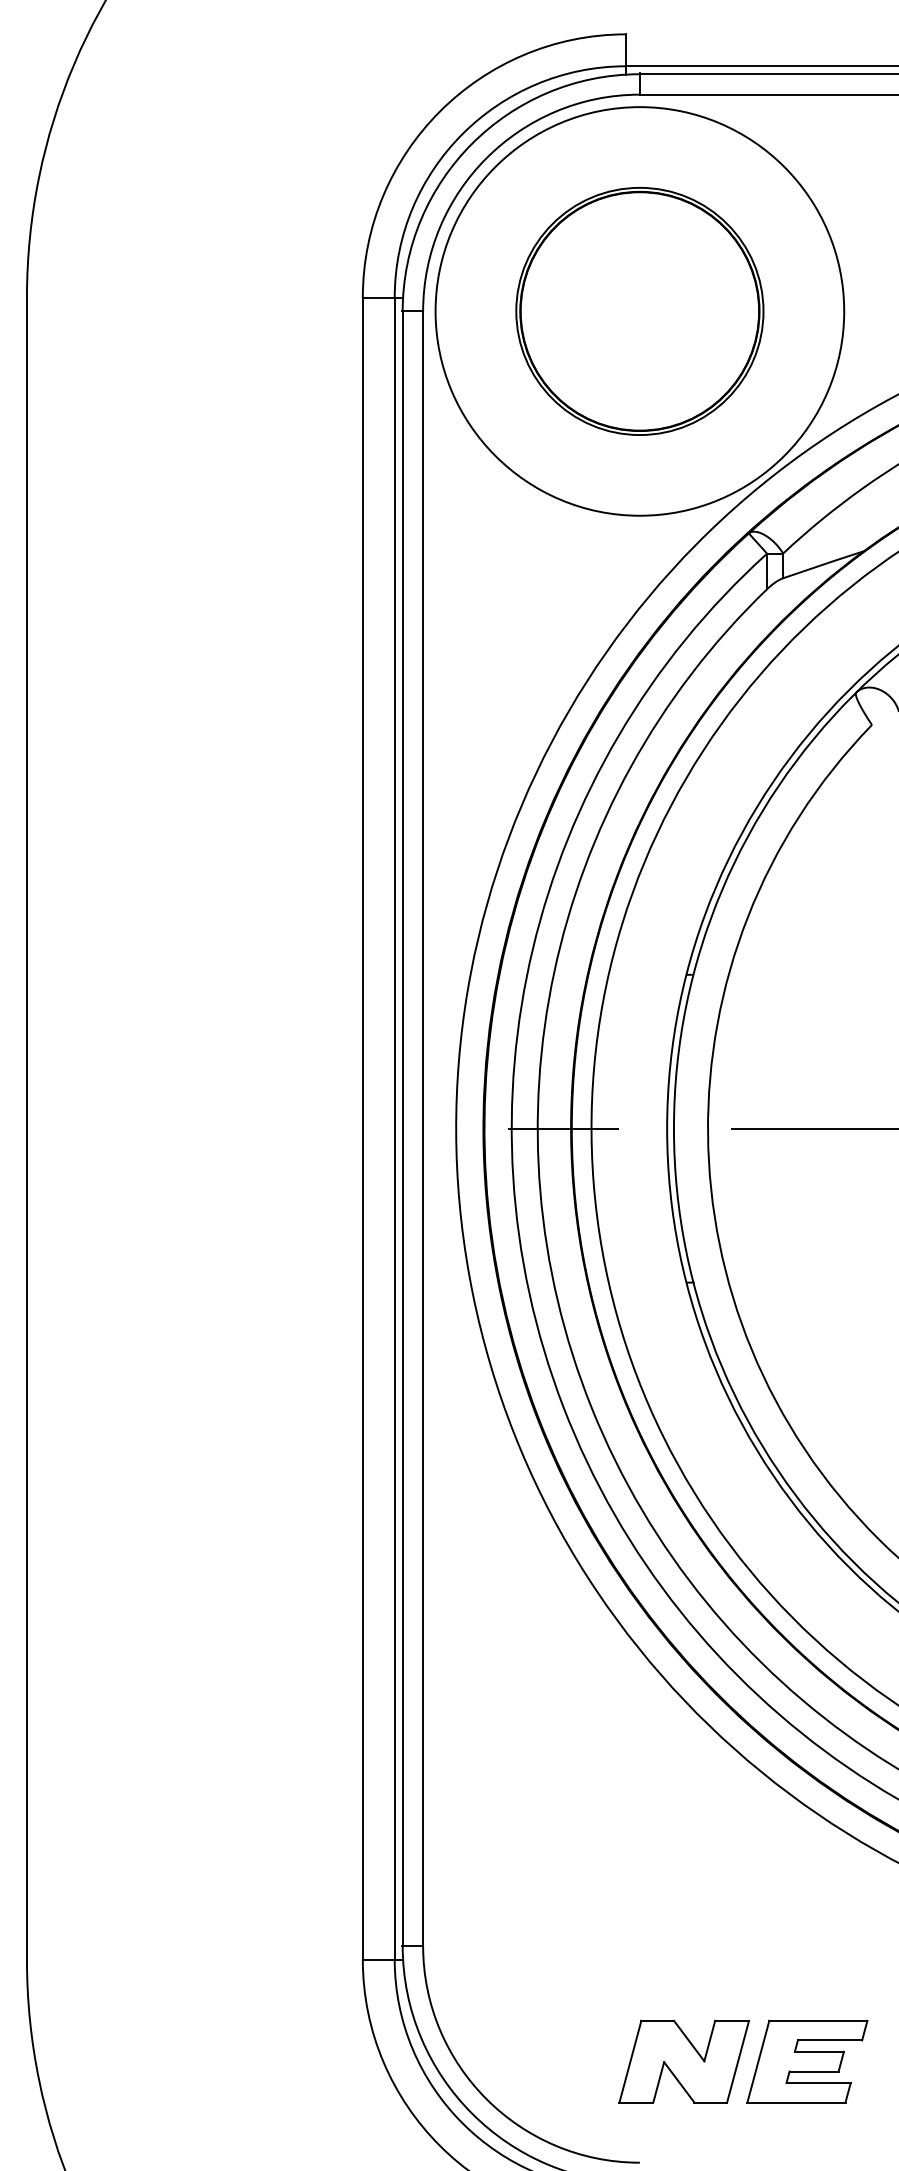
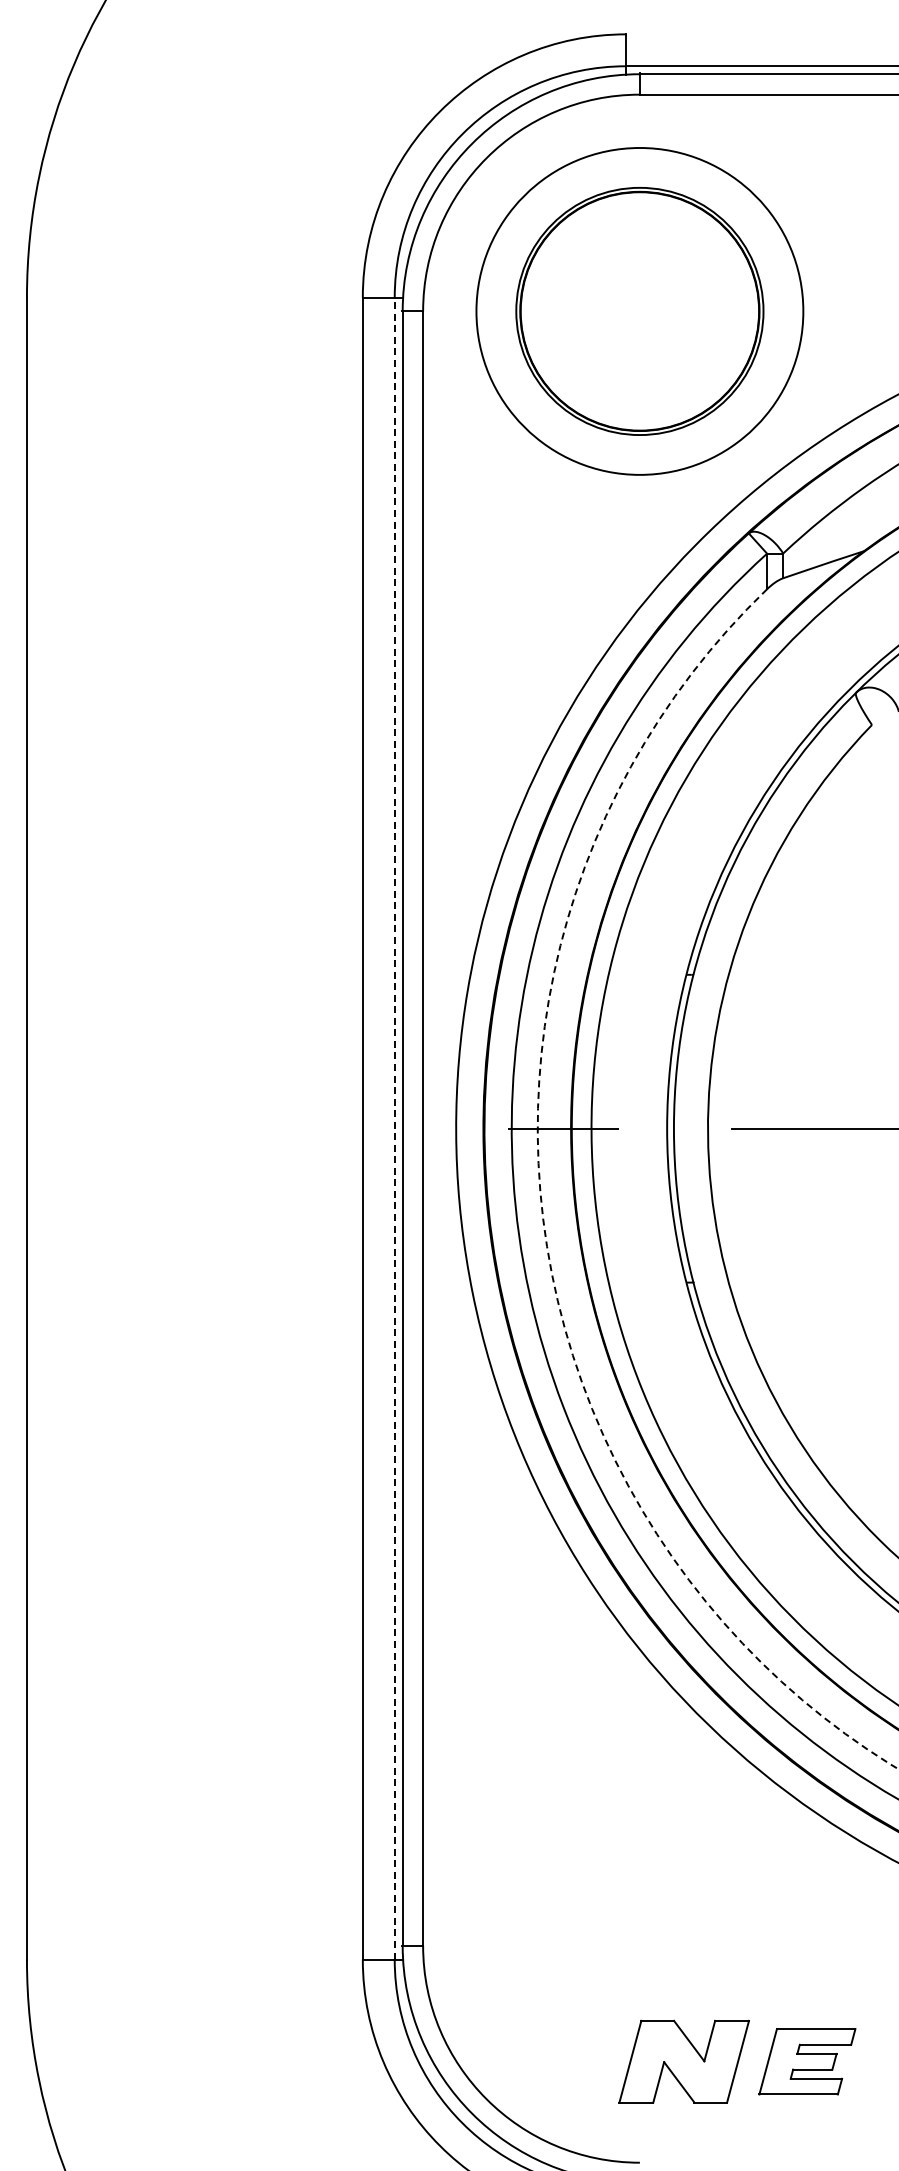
circle diameter: 409 px -> 327 px (639, 311)
line: solid -> dashed (394, 1128)
arc: solid -> dashed (542, 1214)
part size: 123x84 px -> 99x68 px (807, 2061)
